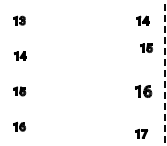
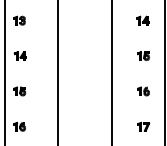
part position: (146, 47) -> (143, 55) (143, 55)
line: none -> present (5, 72)
line: none -> present (58, 72)
line: none -> present (111, 72)
line: dashed -> solid (164, 73)
part size: 18x13 px -> 13x11 px (143, 91)
part position: (141, 133) -> (143, 126) (143, 126)
